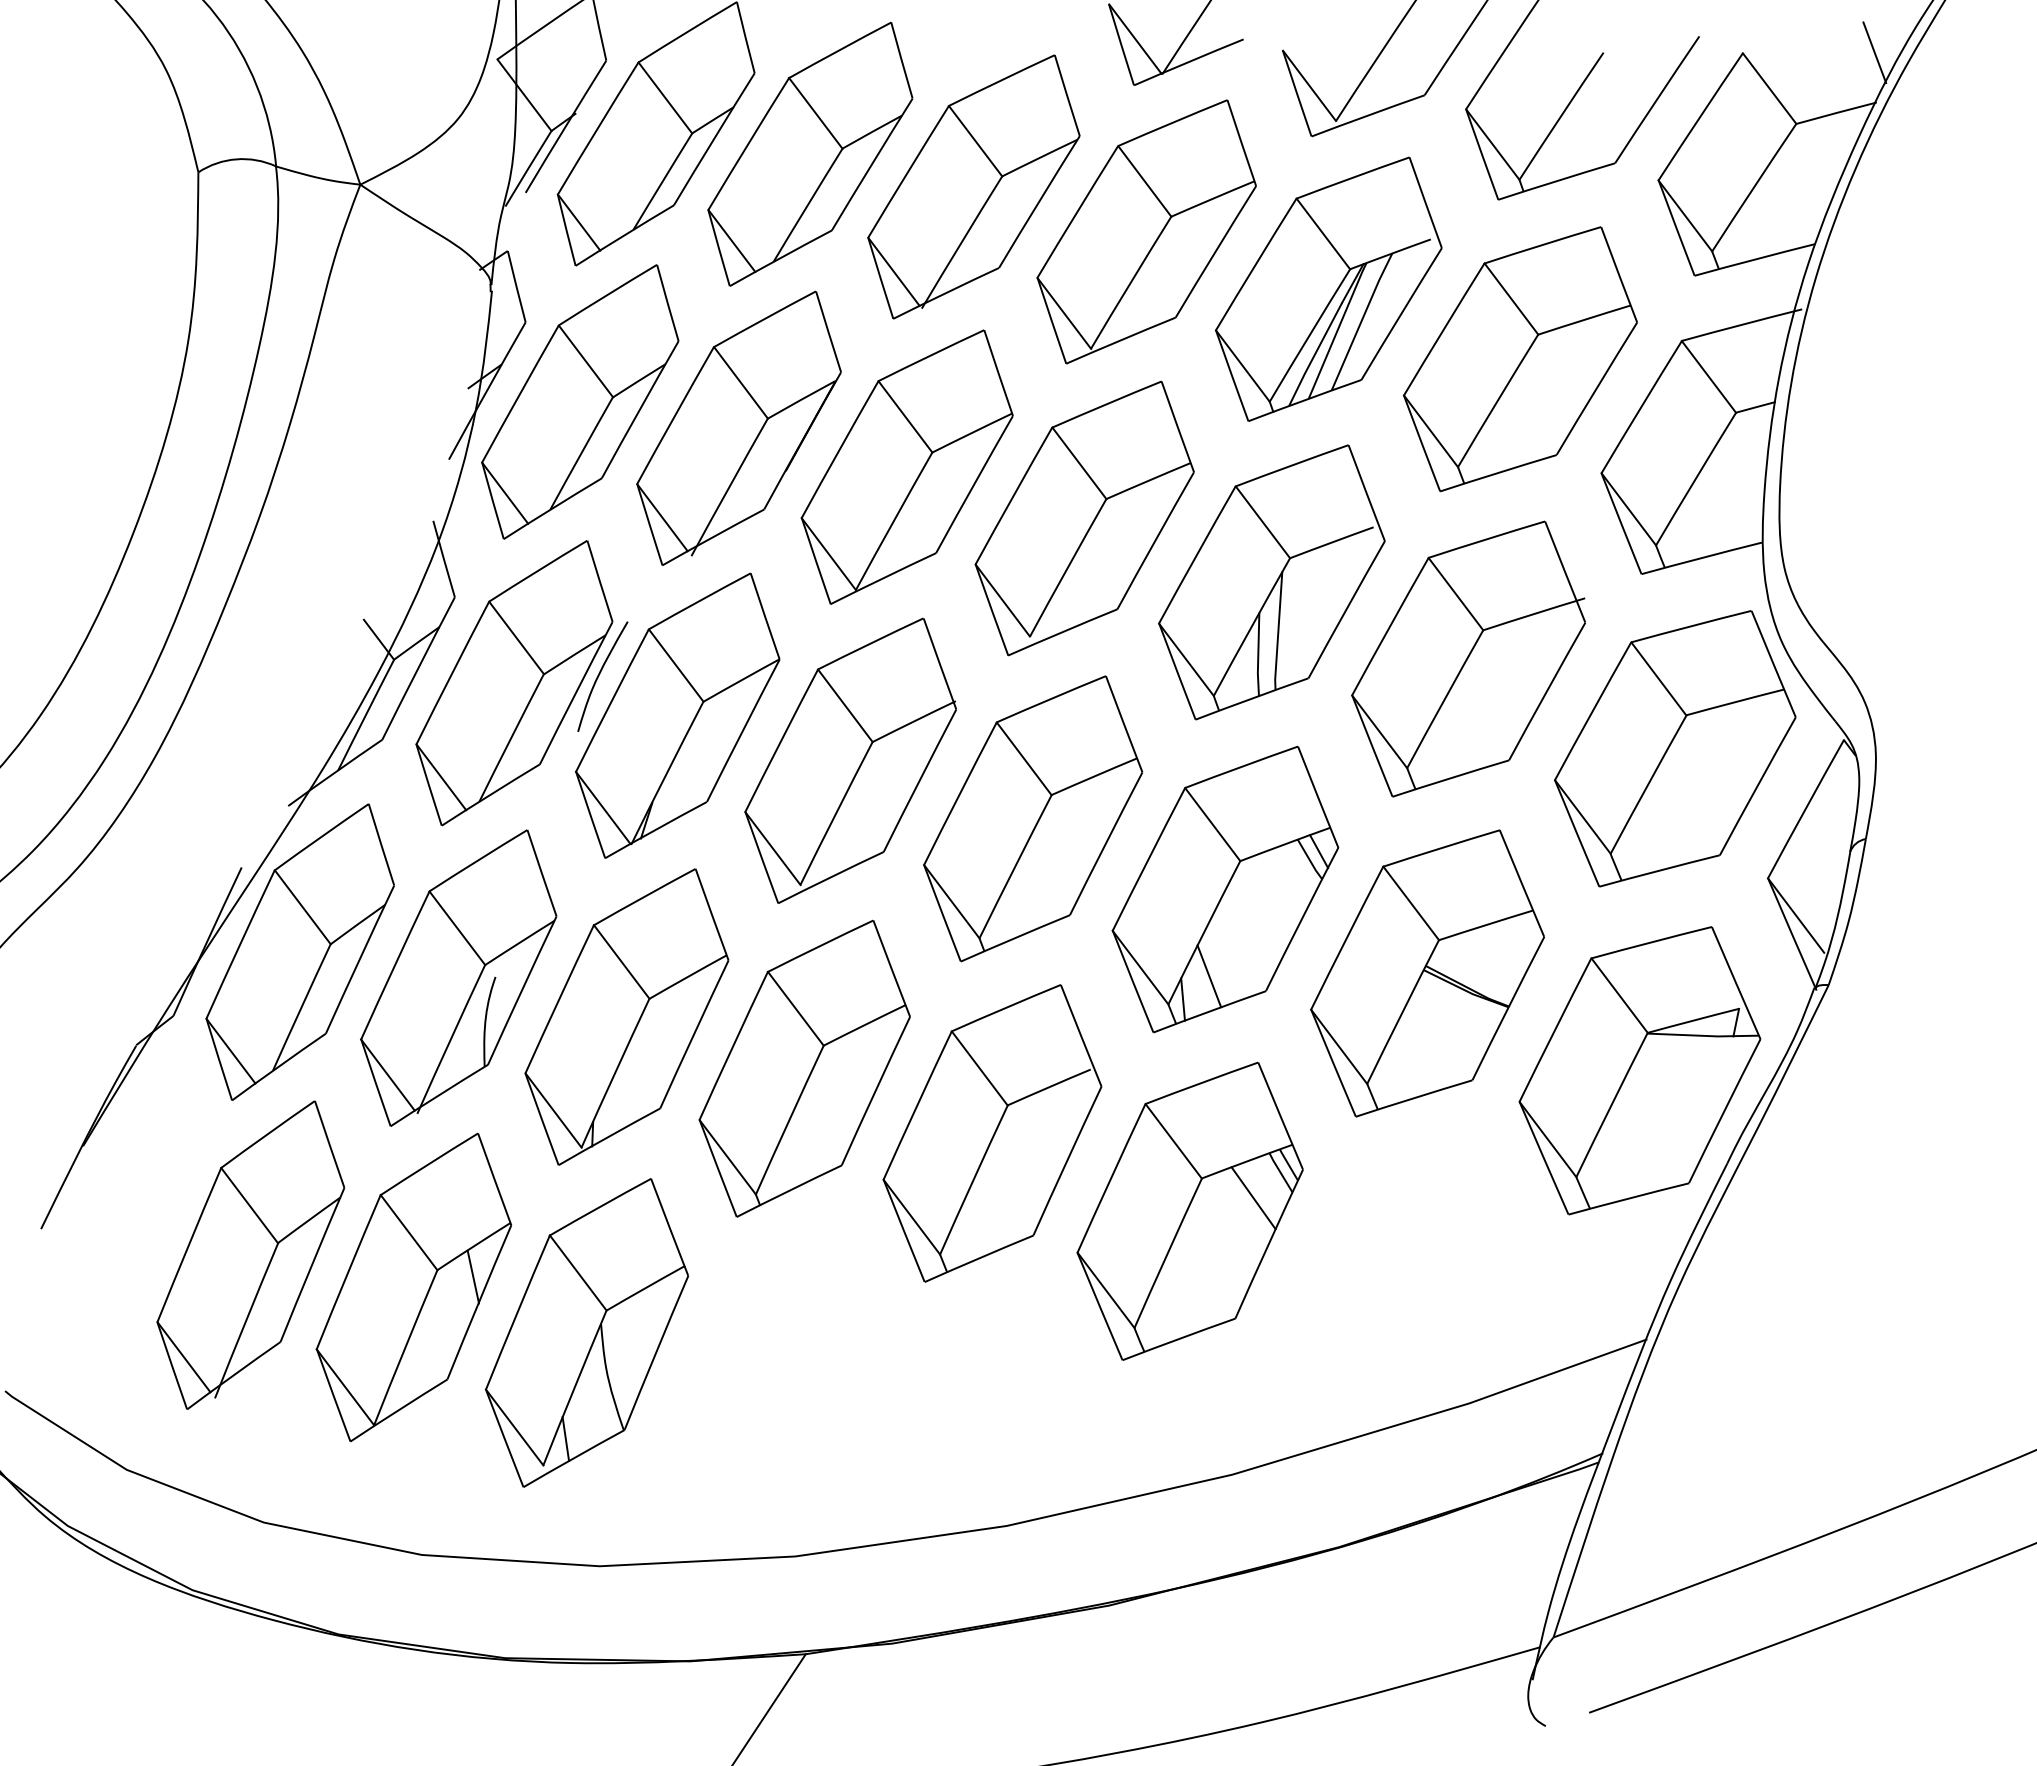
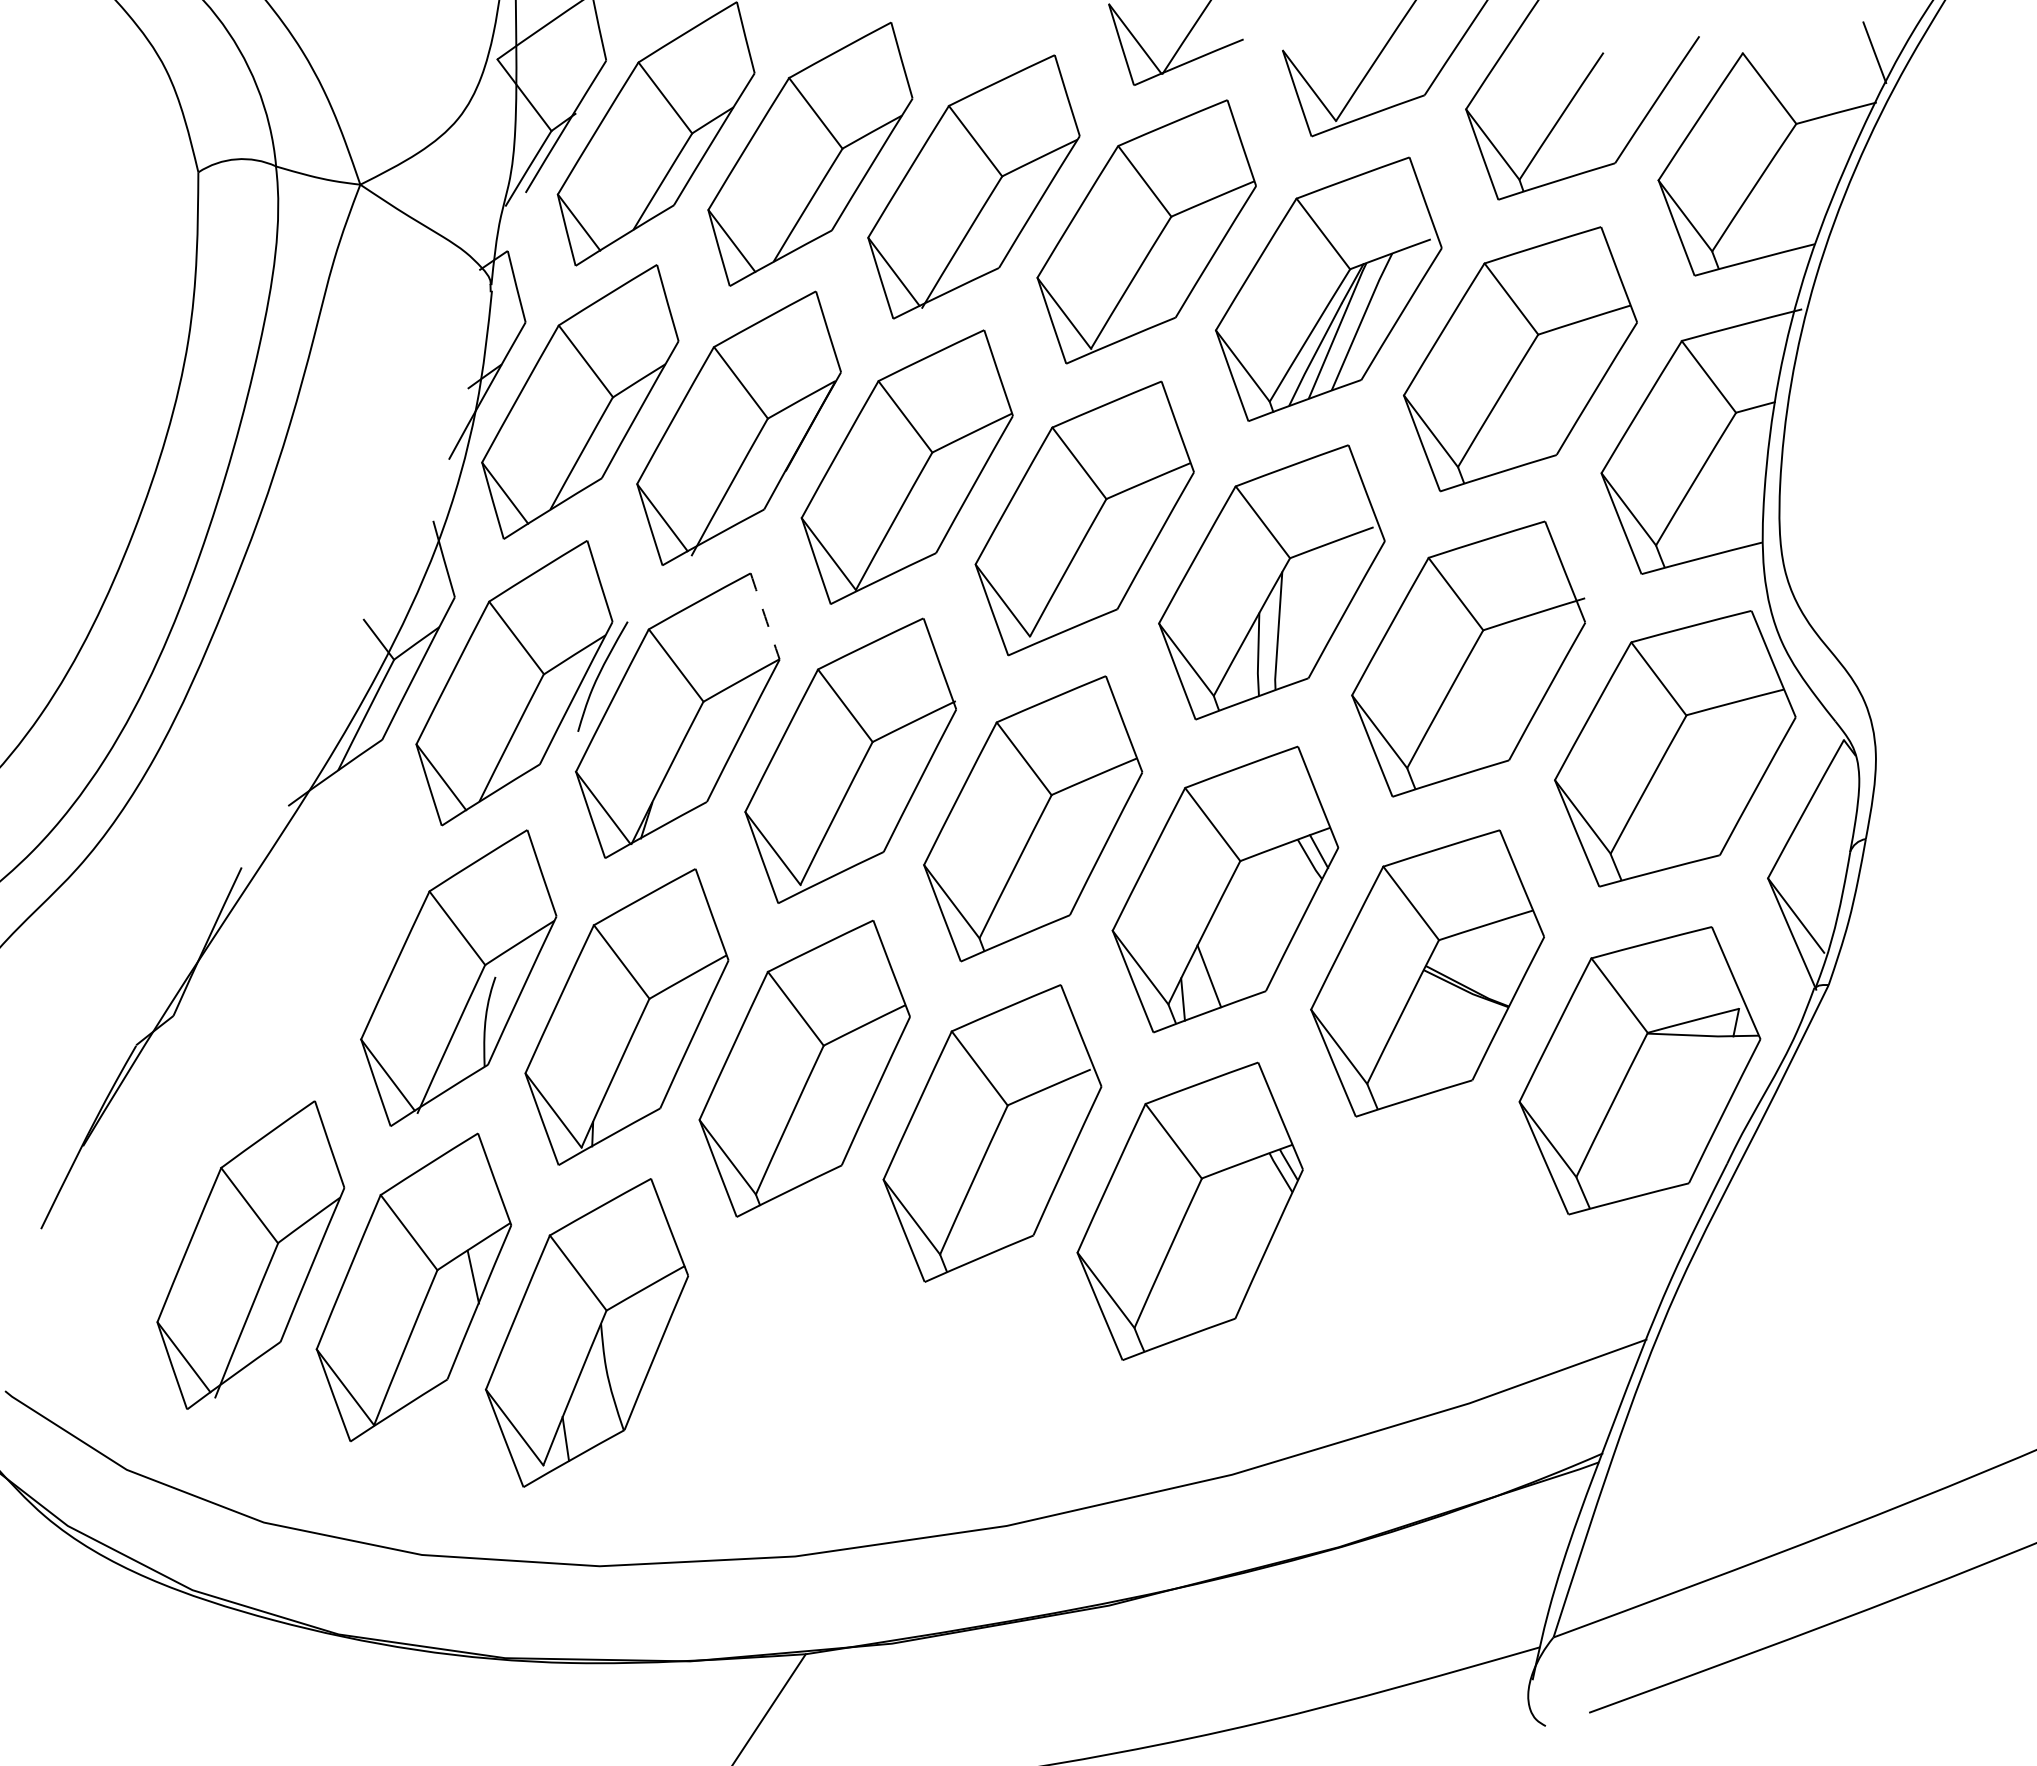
arc: solid -> dashed (765, 616)
part: present -> none (299, 951)
line: present -> none (1253, 1198)
